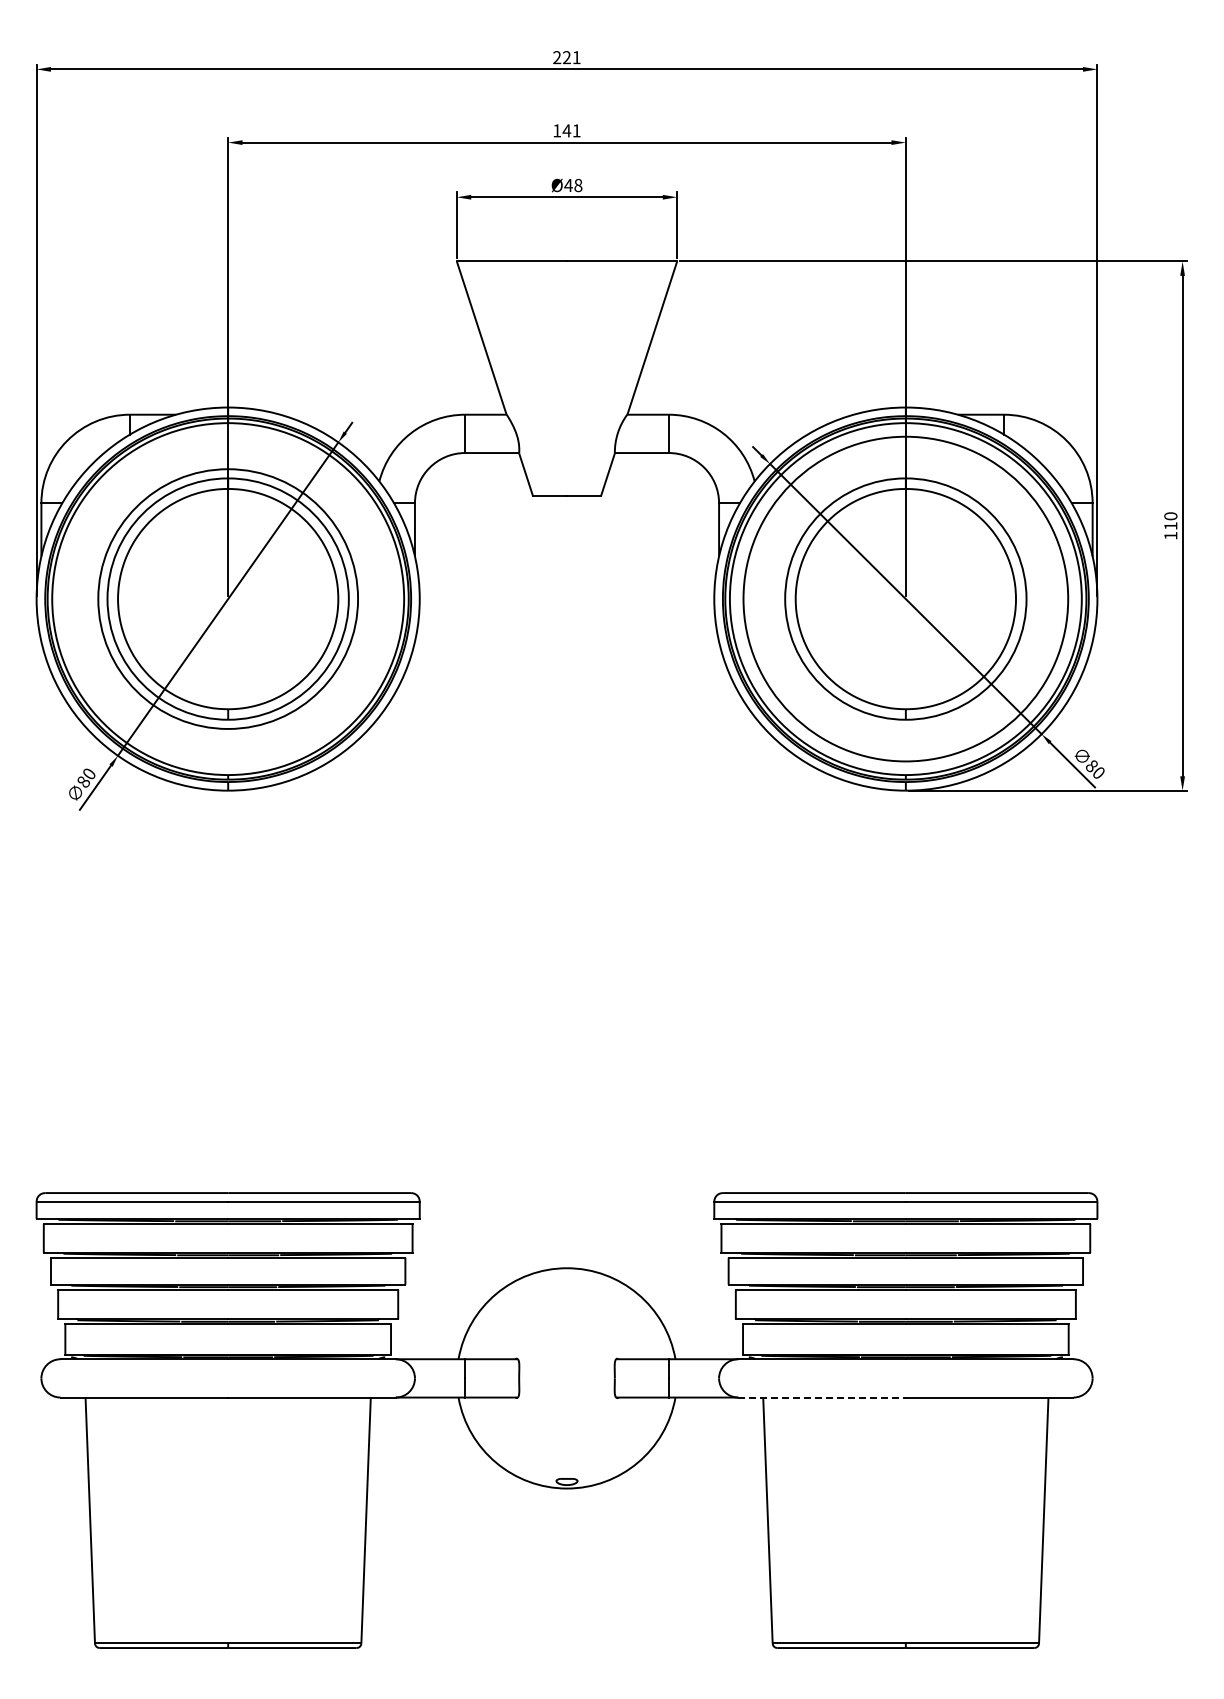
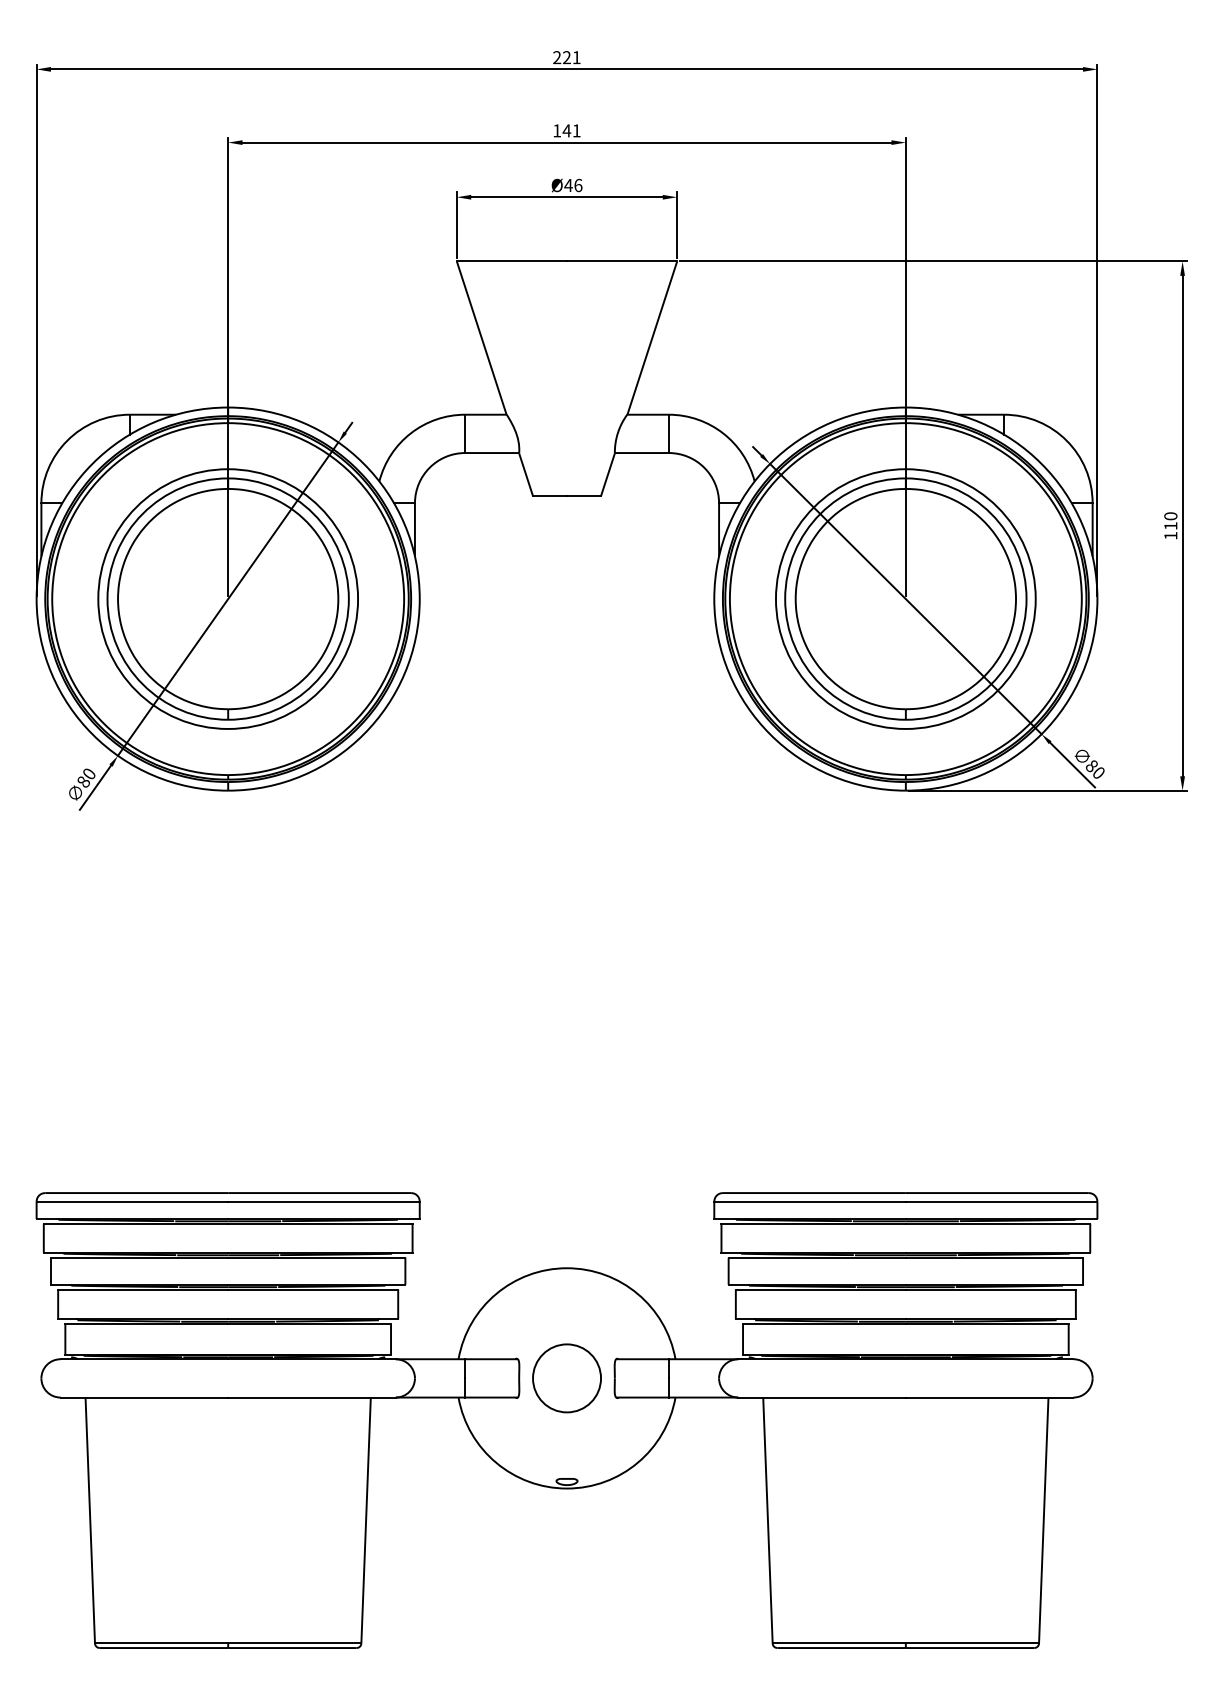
text: Ø48 -> Ø46 (578, 184)
circle diameter: 325 px -> 260 px (905, 598)
circle: none -> present (566, 1378)
line: dashed -> solid (822, 1397)
